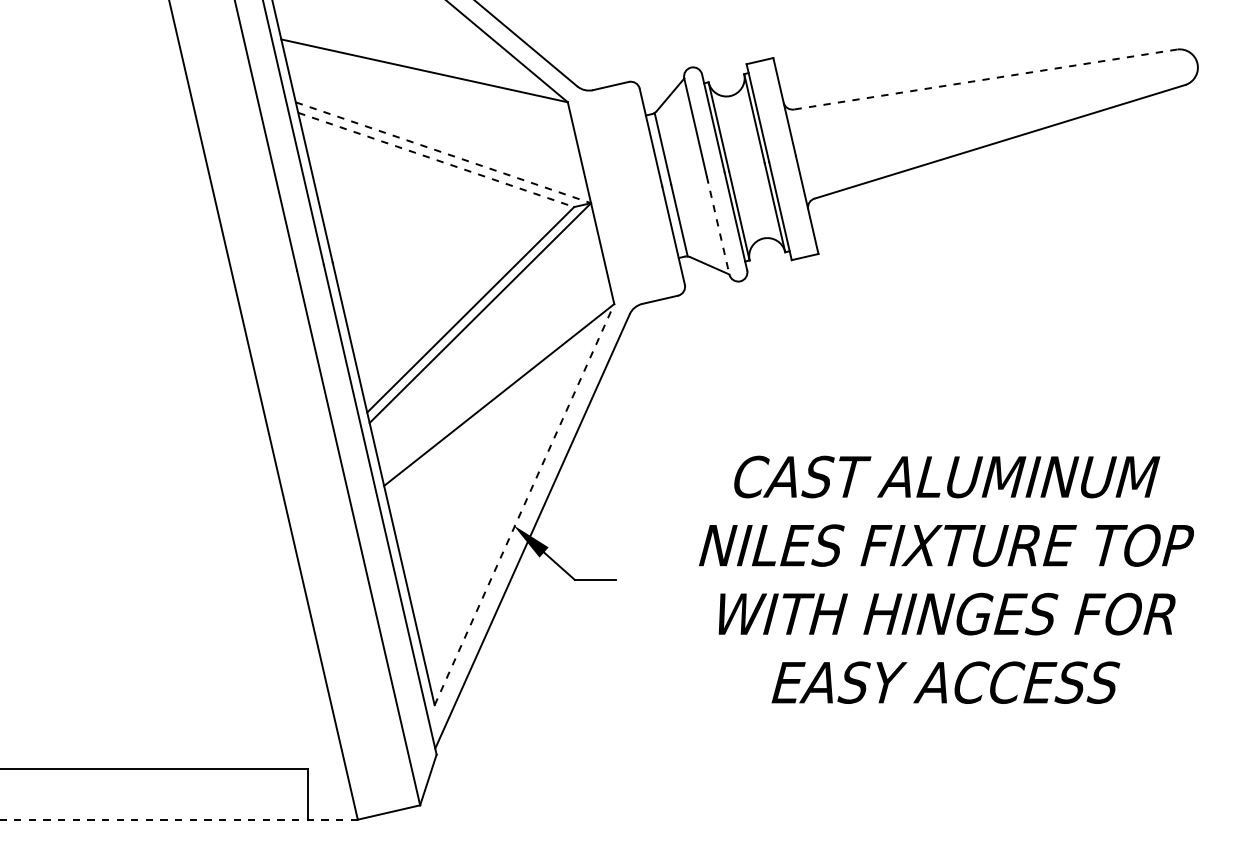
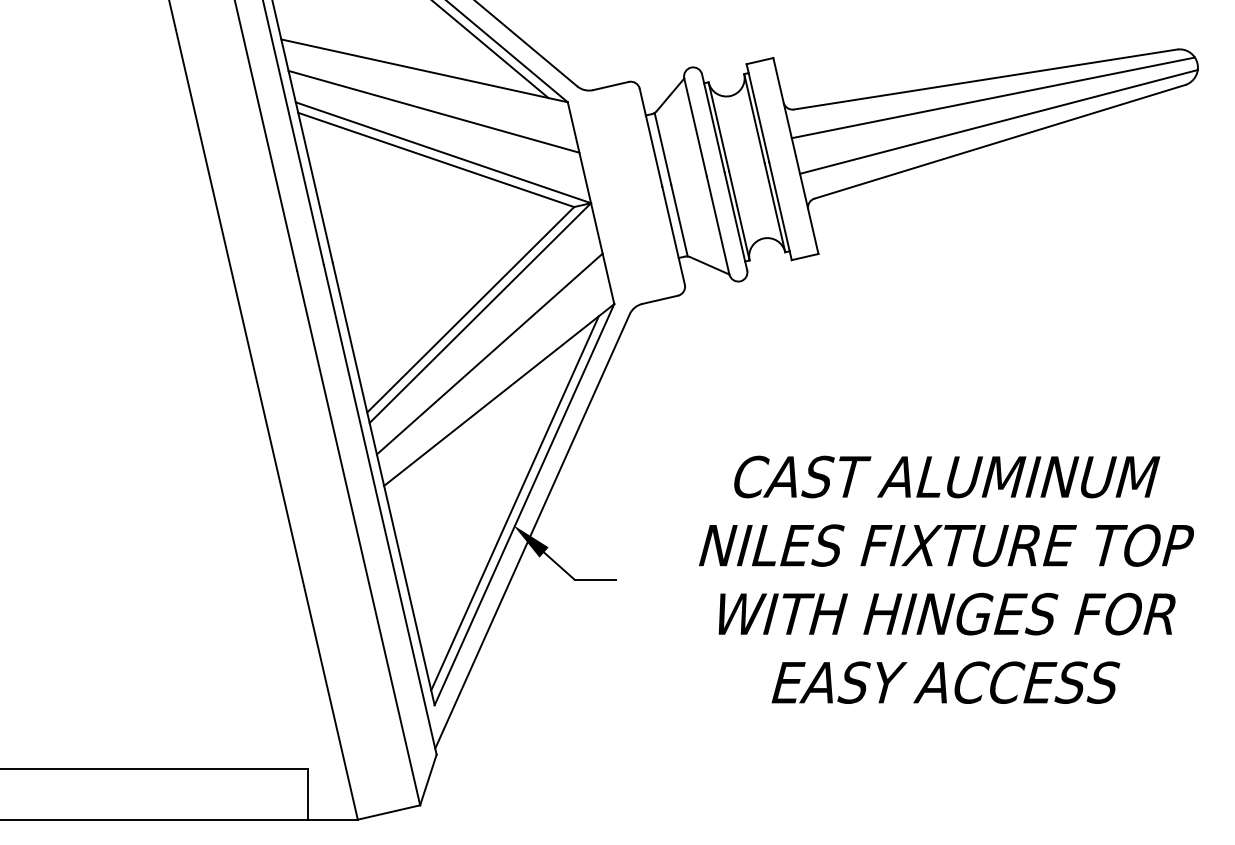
line: none -> present (491, 50)
line: dashed -> solid (986, 79)
line: none -> present (992, 97)
line: none -> present (433, 111)
line: none -> present (998, 121)
line: dashed -> solid (443, 152)
line: dashed -> solid (436, 159)
line: dashed -> solid (718, 226)
line: none -> present (489, 353)
line: none -> present (514, 503)
line: dashed -> solid (524, 504)
line: dashed -> solid (178, 819)
